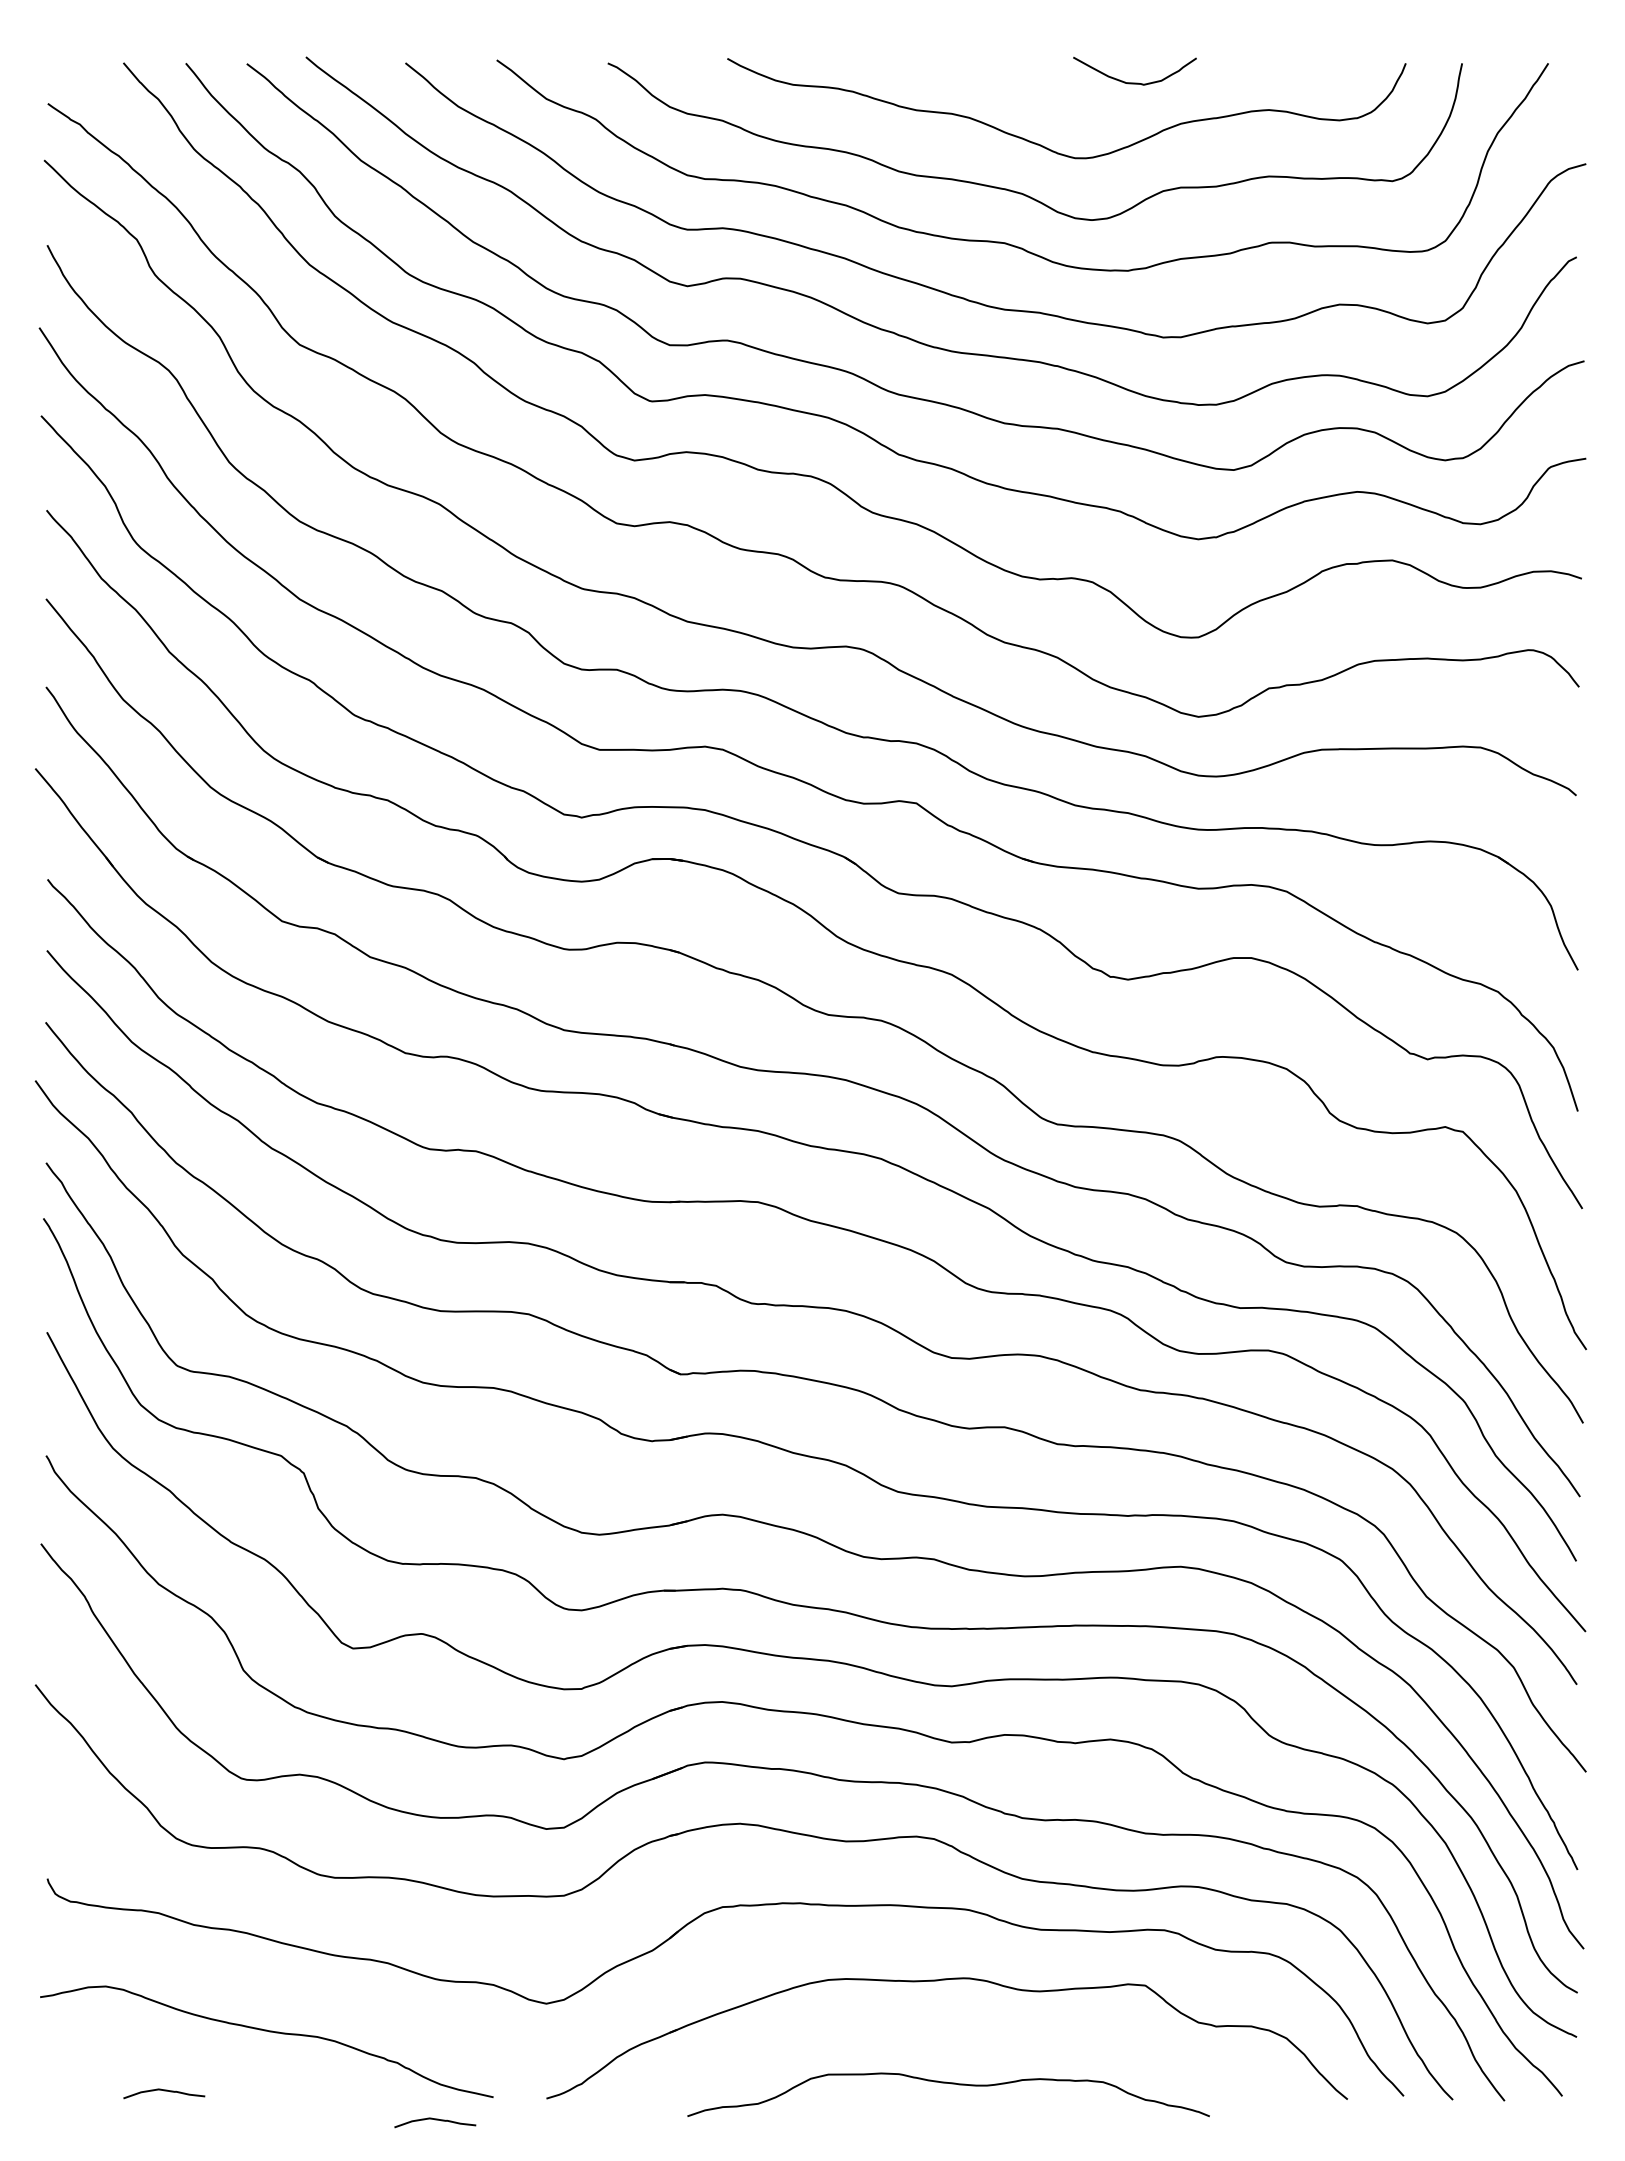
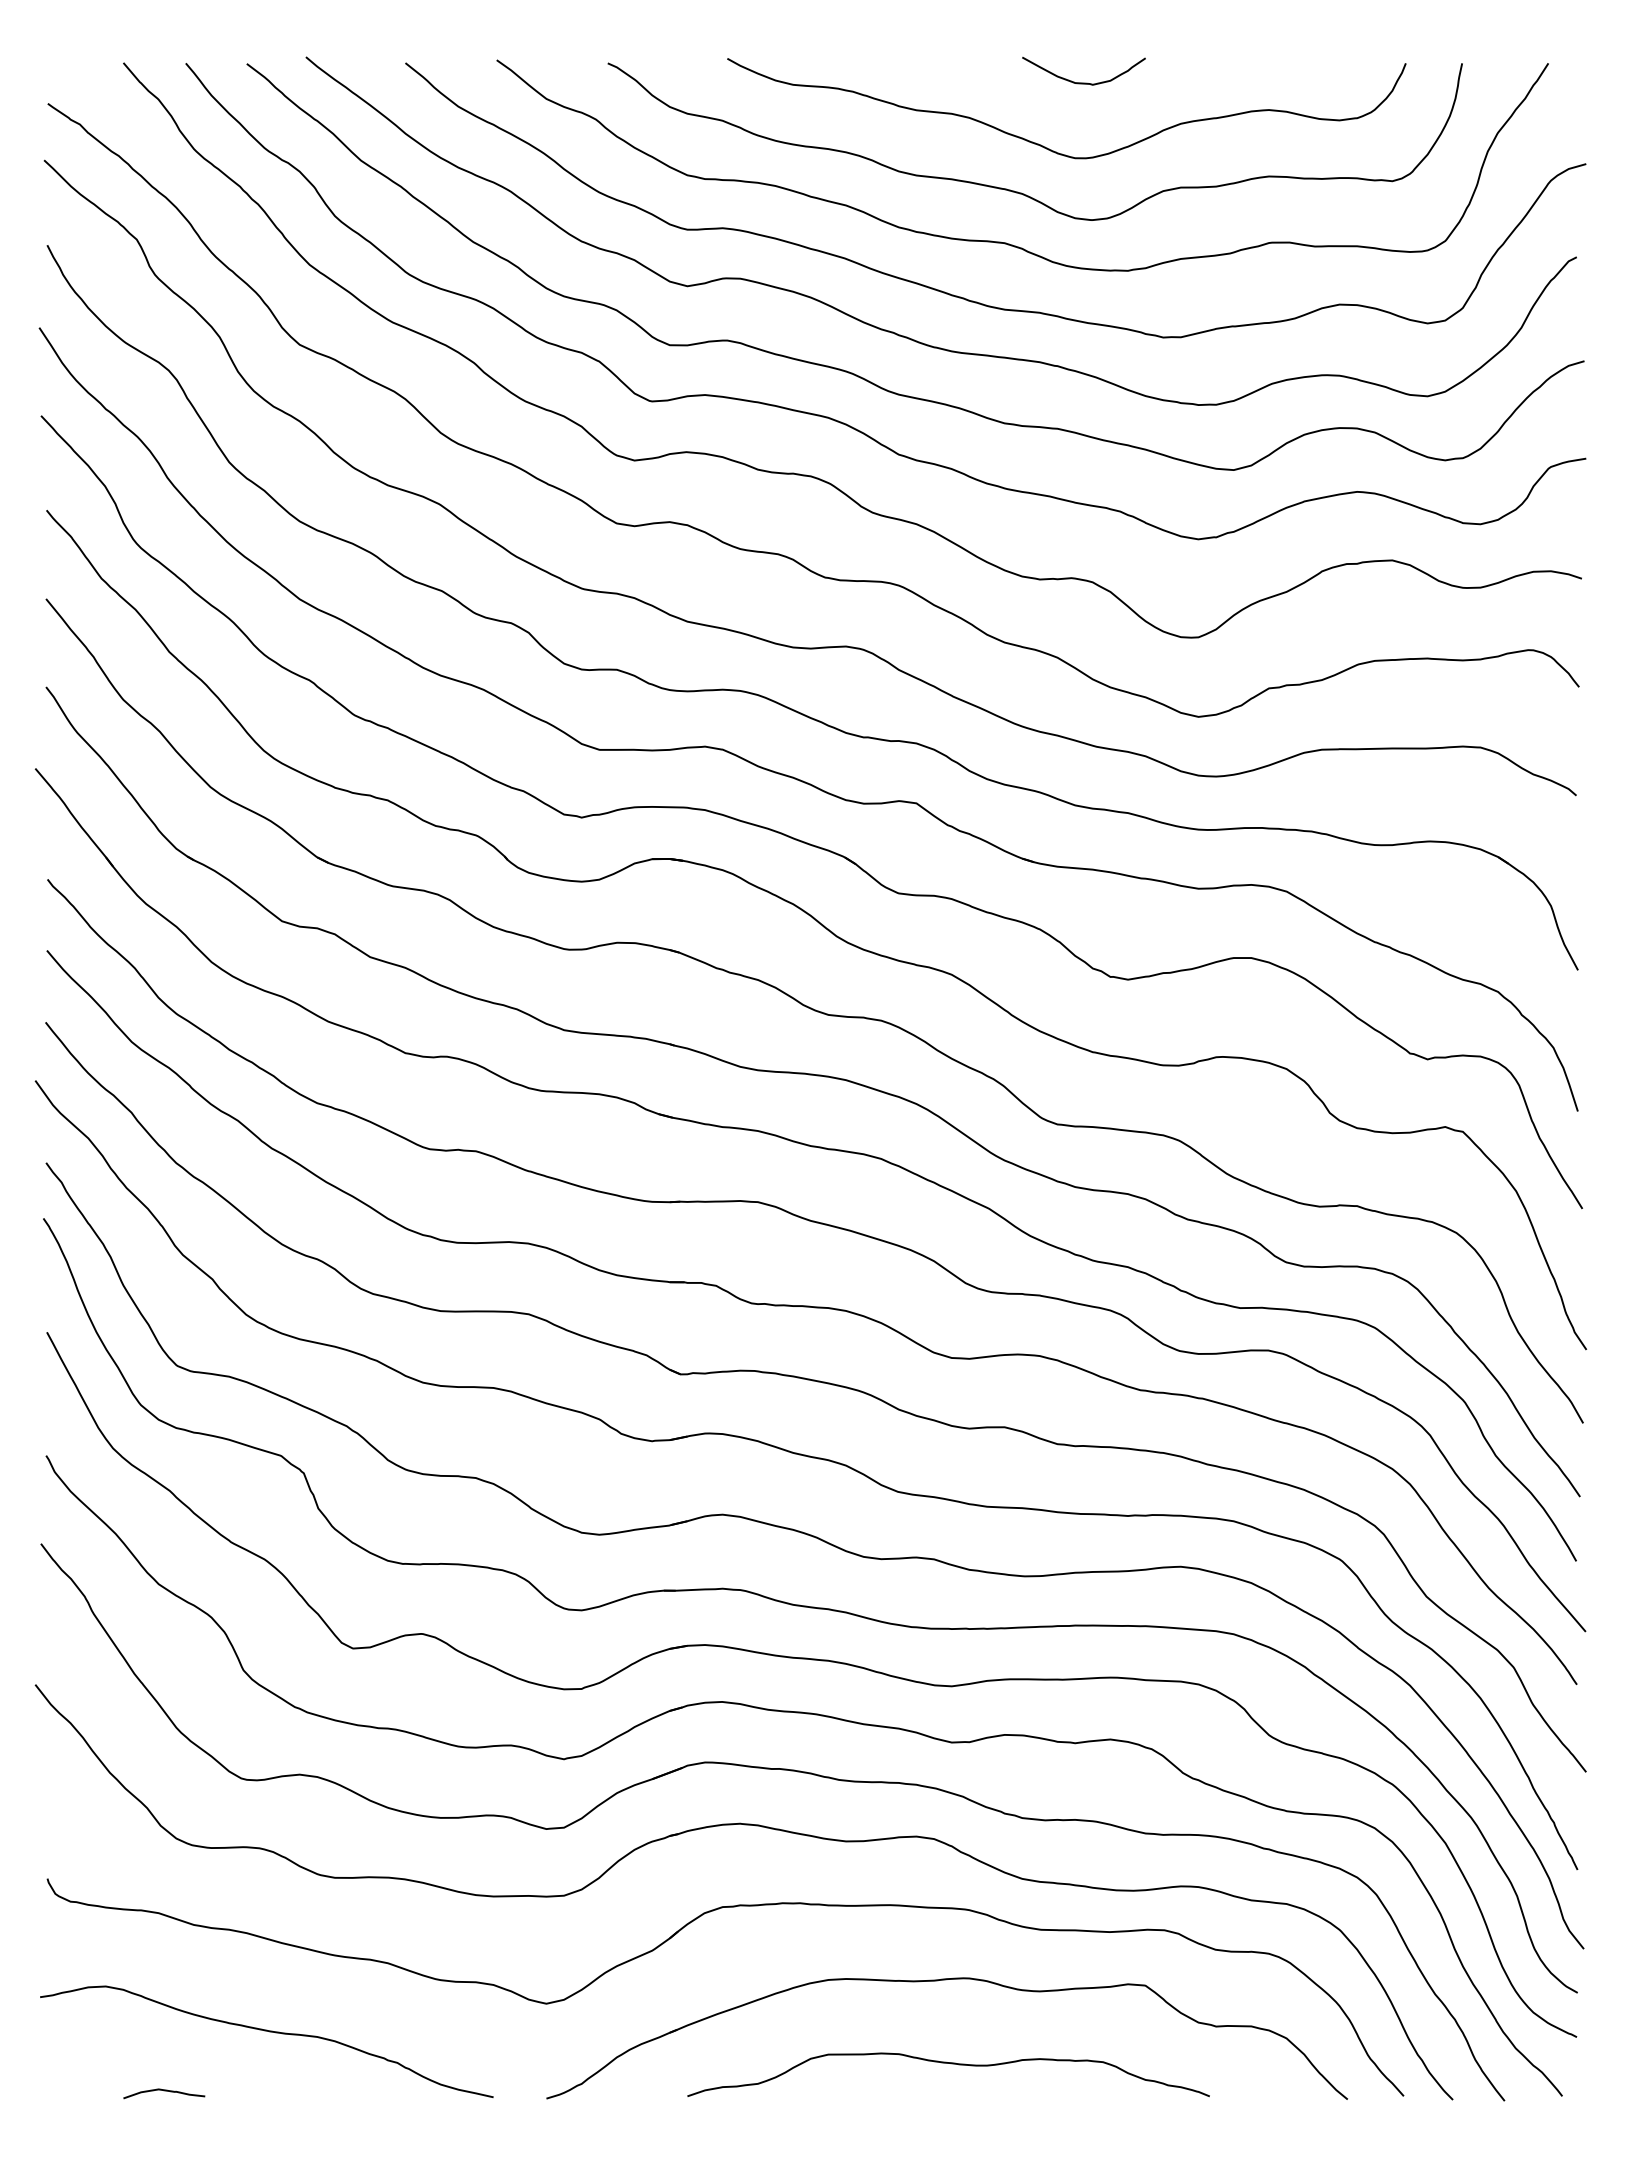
curve position: (1134, 82) -> (1083, 82) (1083, 82)
curve position: (951, 2084) -> (951, 2064) (951, 2064)
curve: present -> none (435, 2120)
